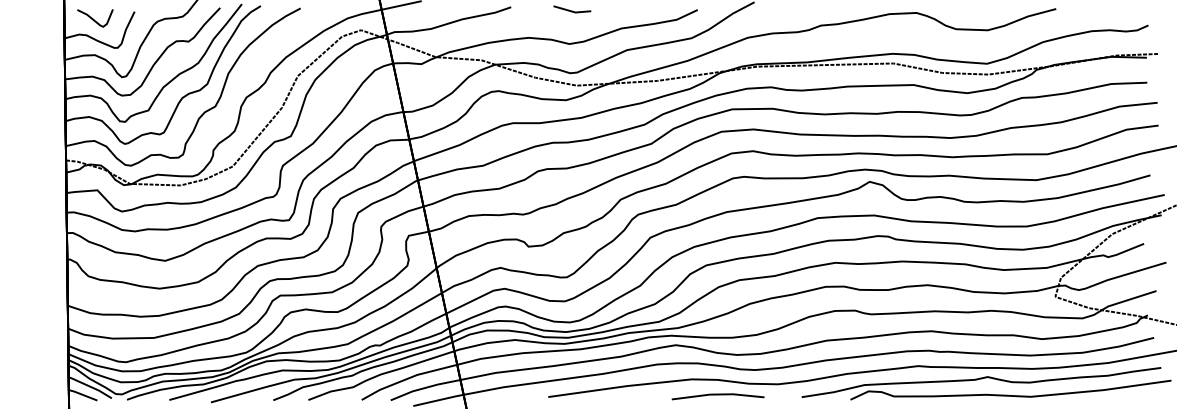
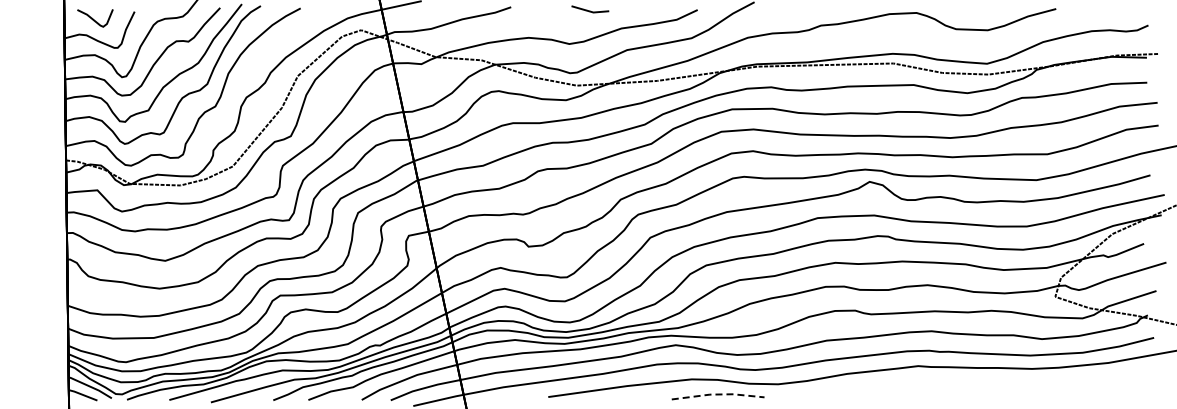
line position: (572, 10) -> (590, 10) (590, 10)
part: present -> none (986, 383)
line: solid -> dashed (718, 394)
